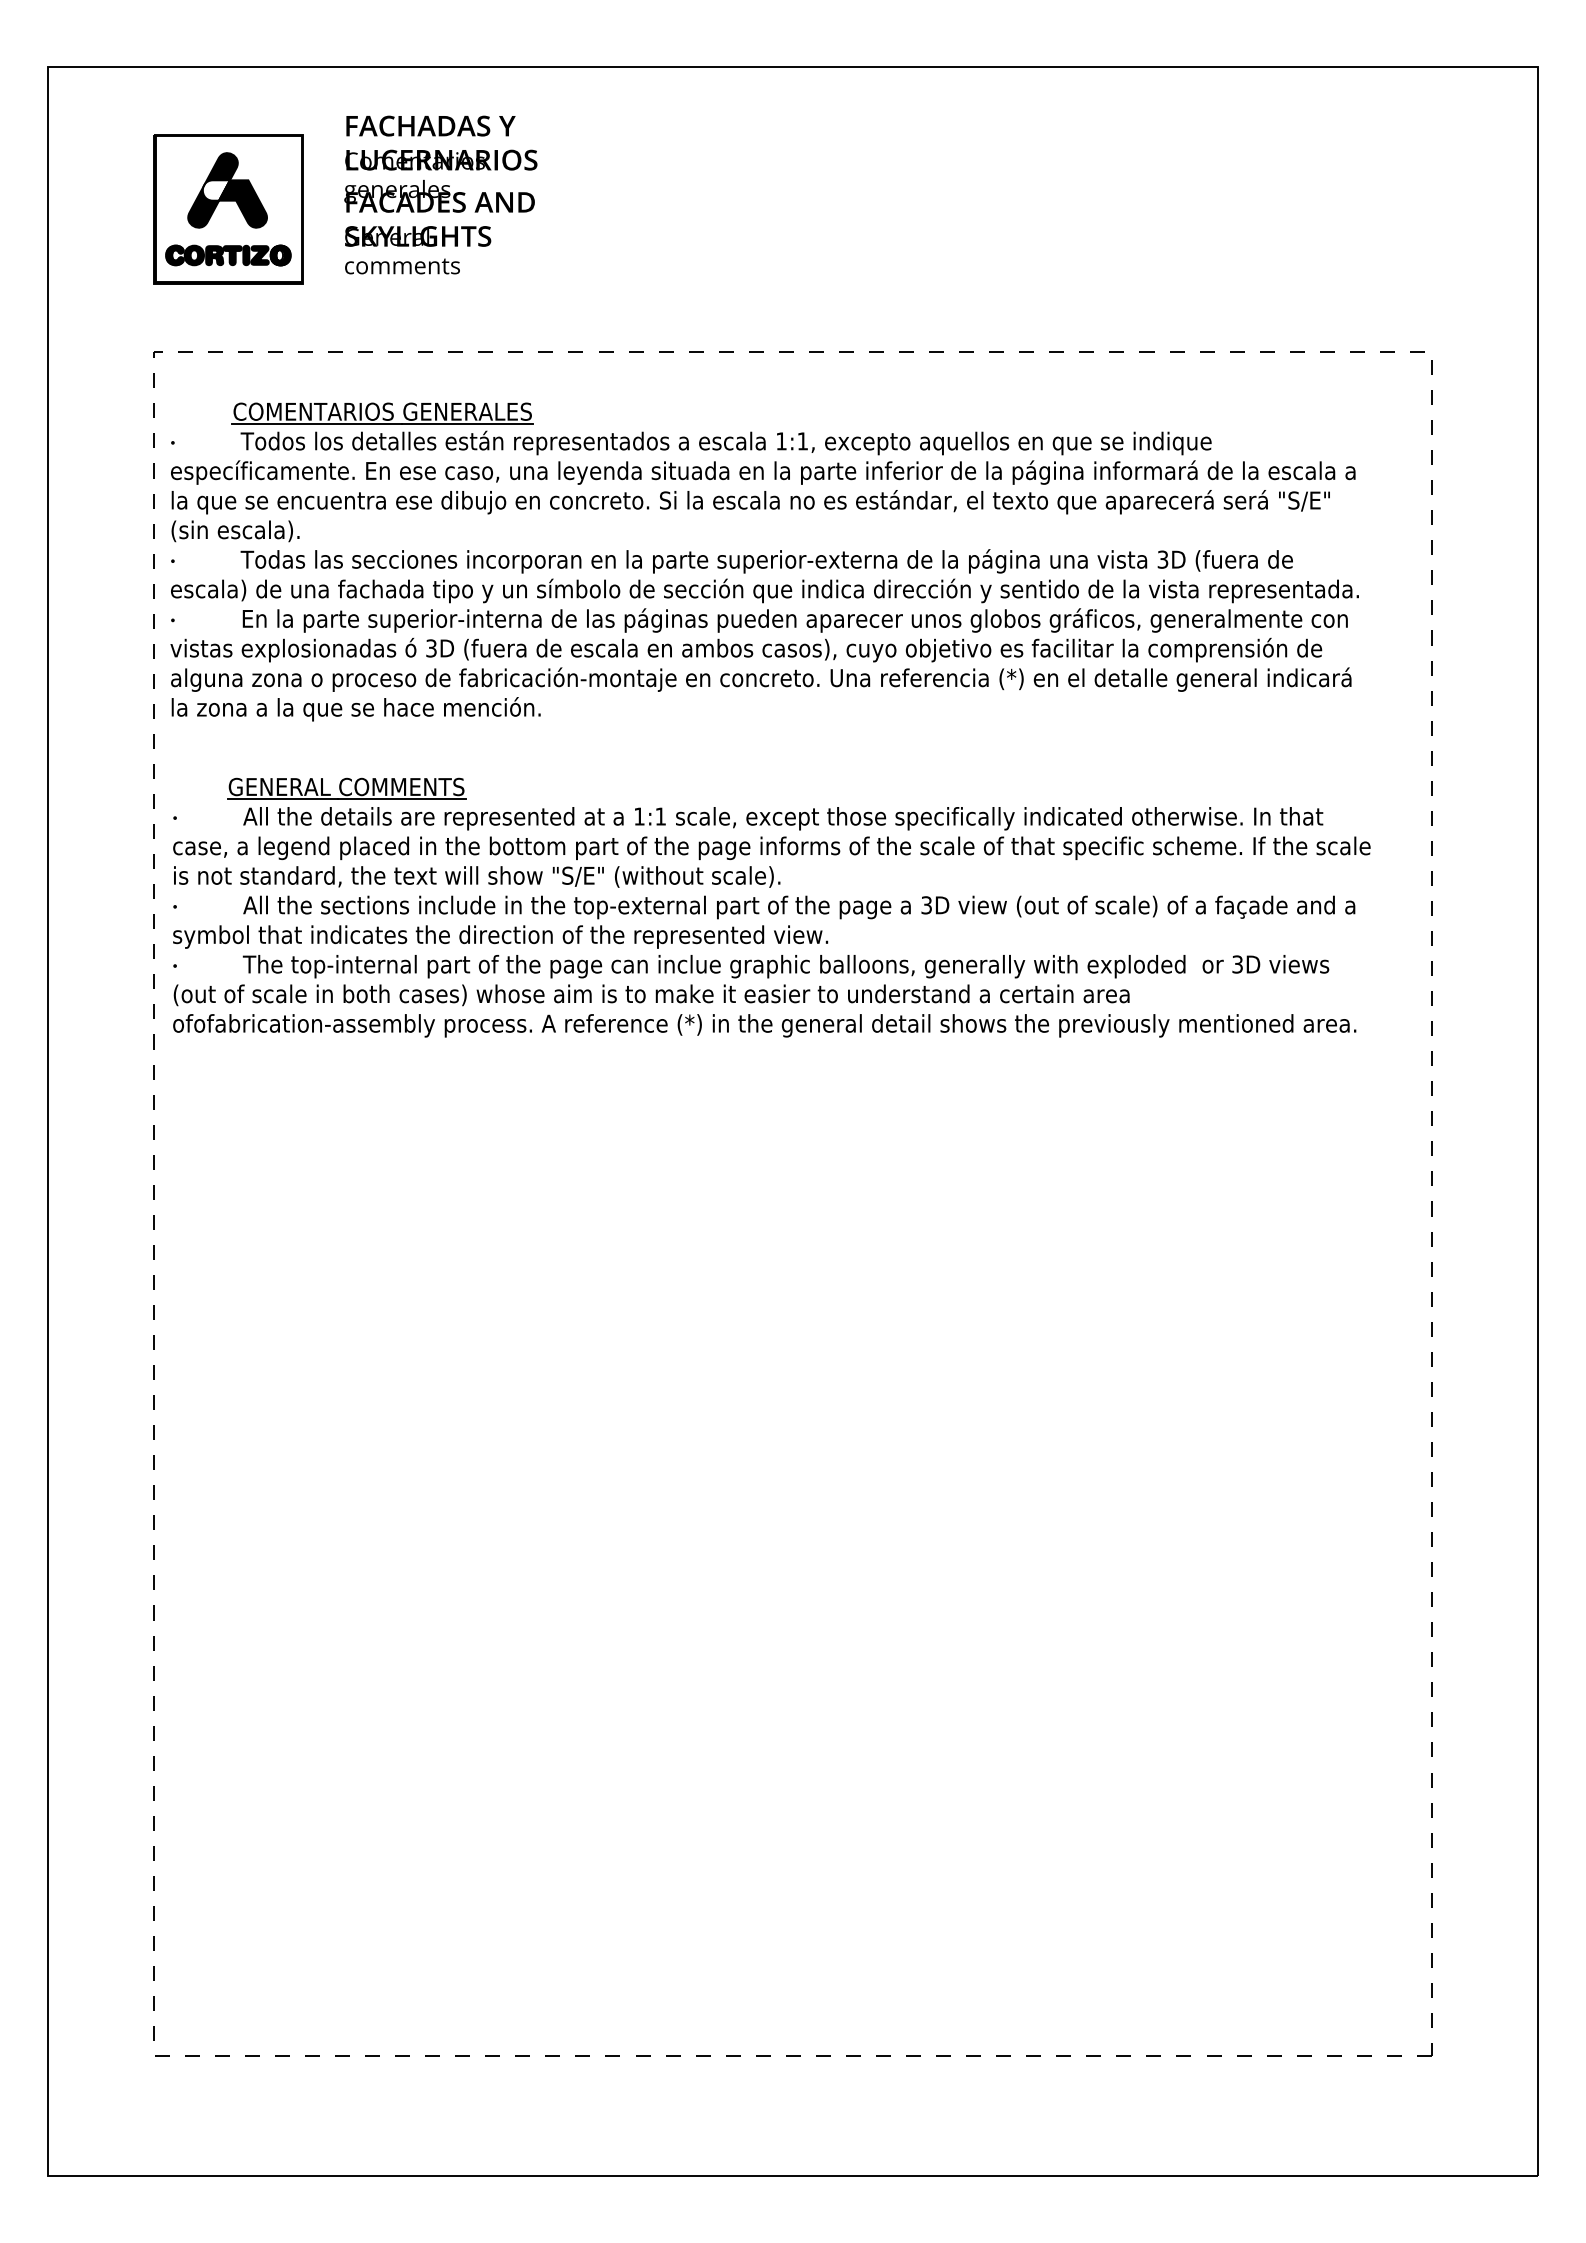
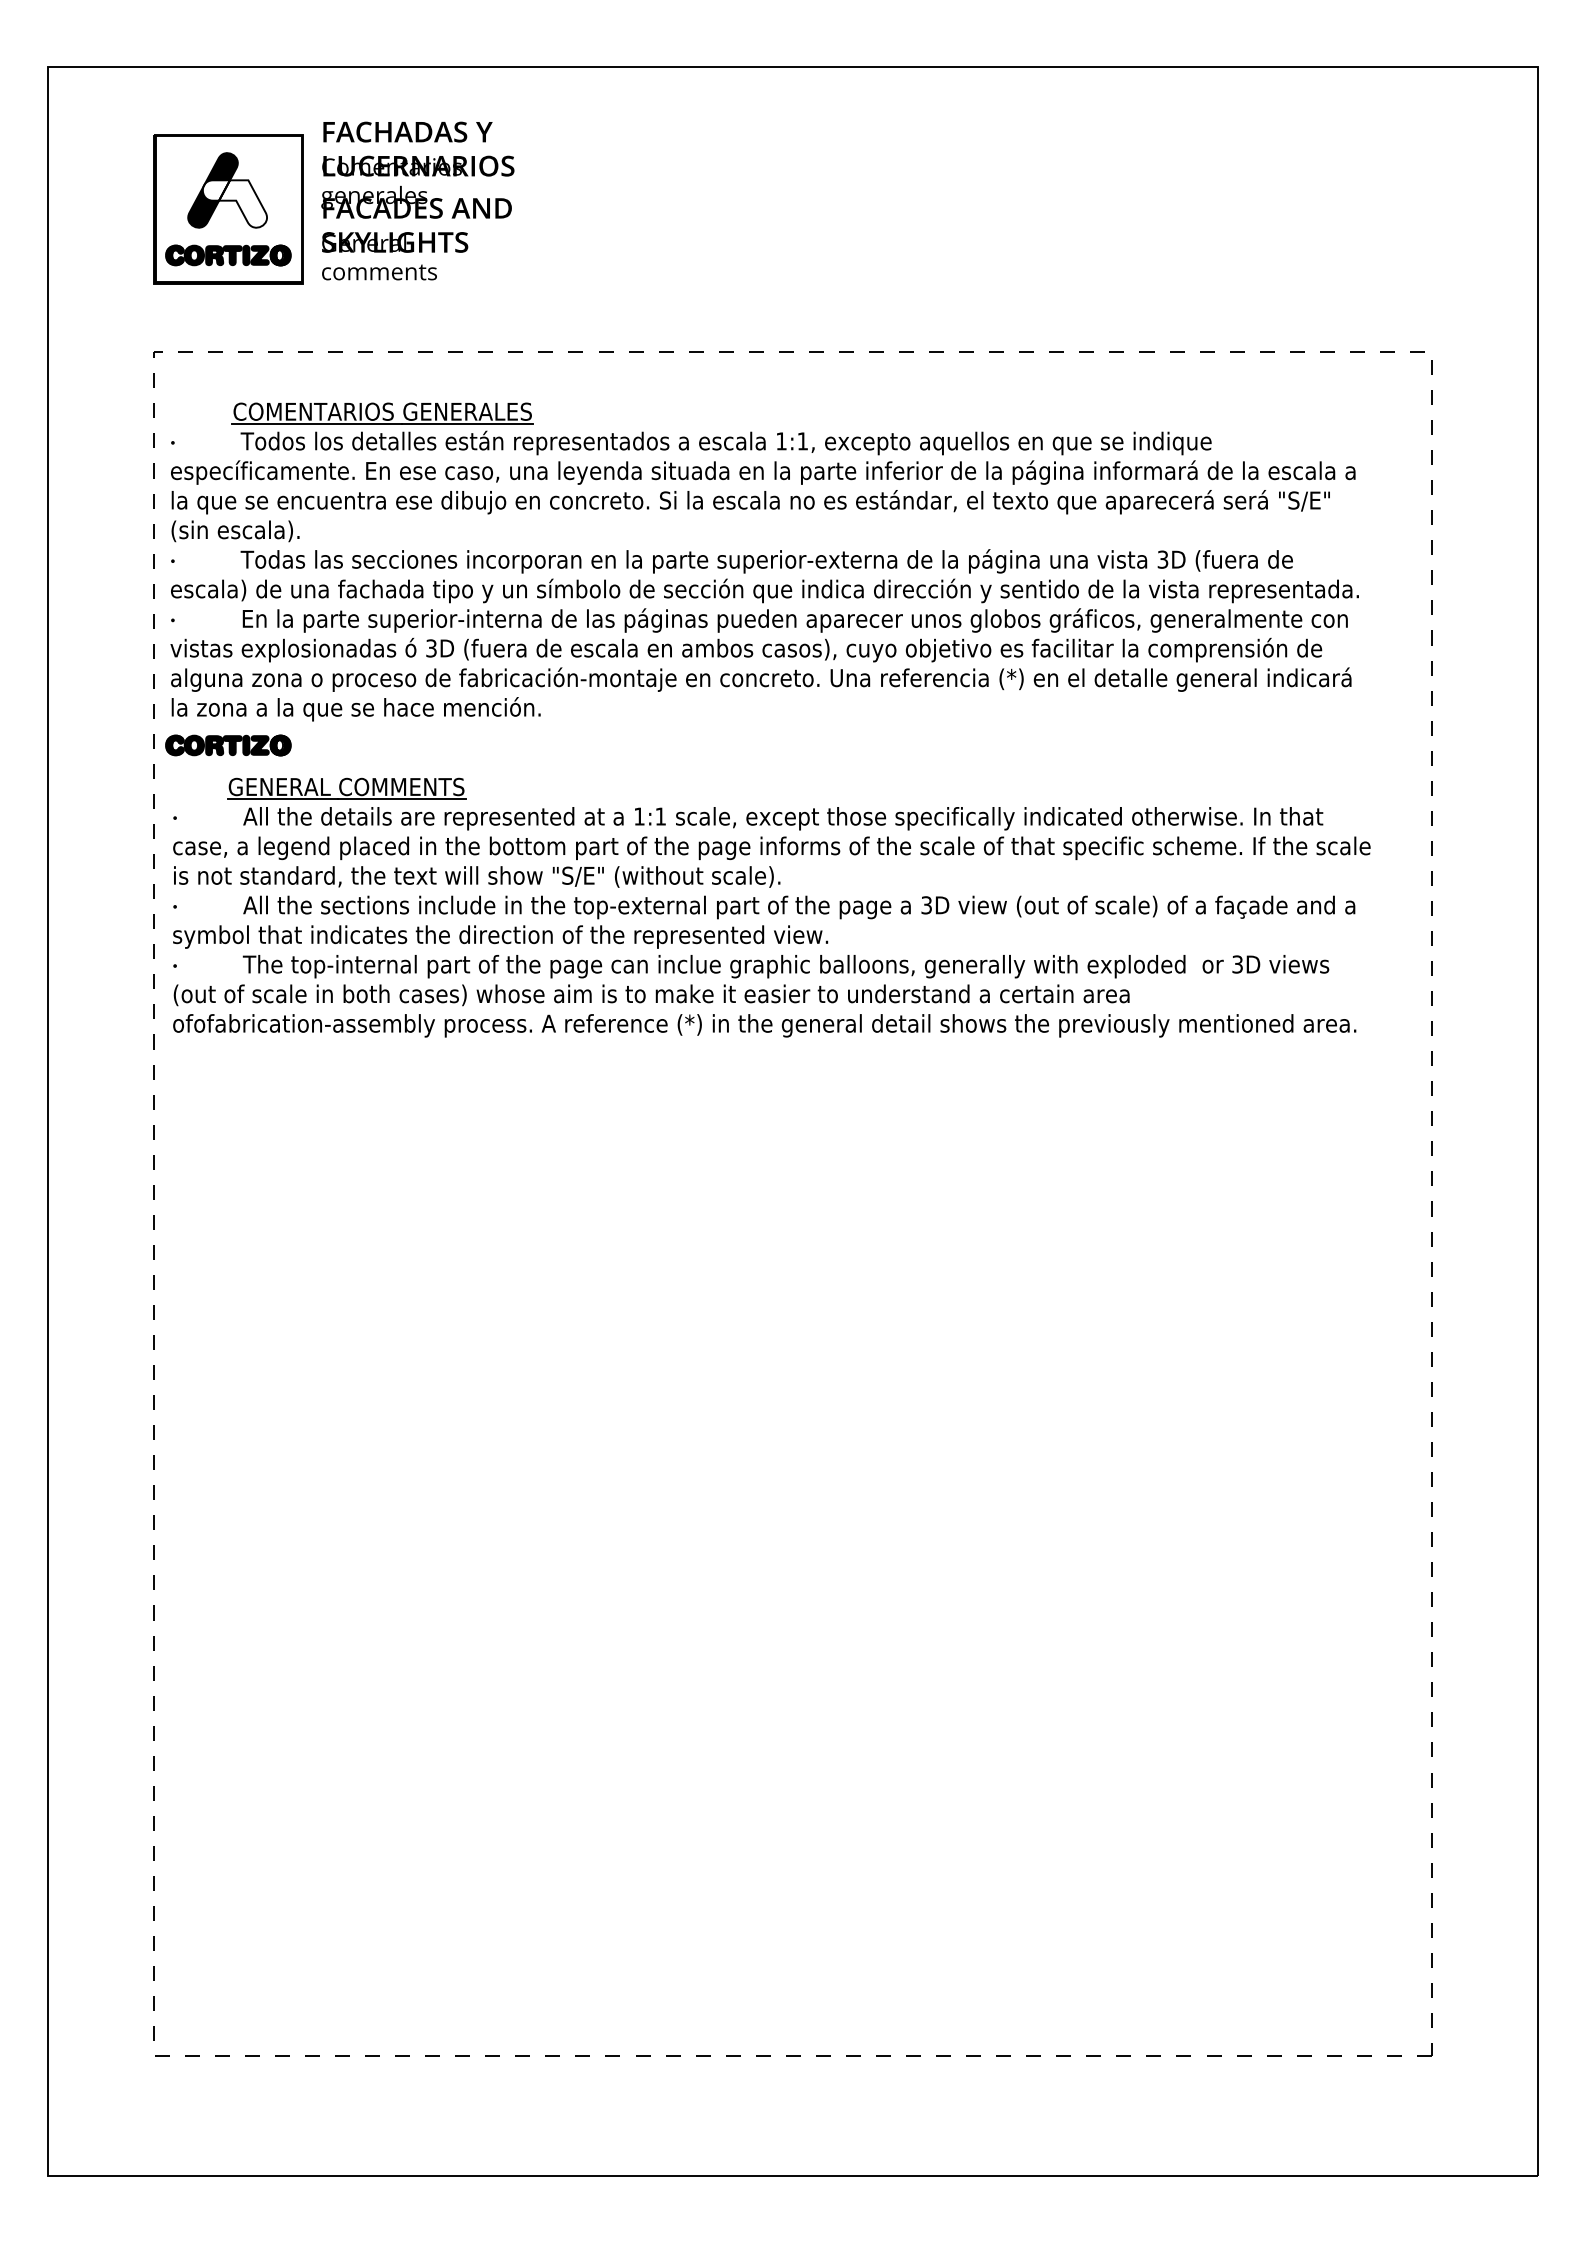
text position: (440, 194) -> (417, 200) (417, 200)
fill: present -> none (243, 203)
part: none -> present (228, 745)
